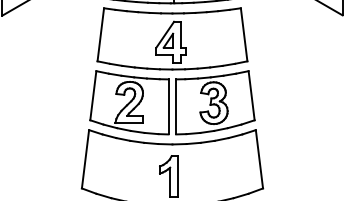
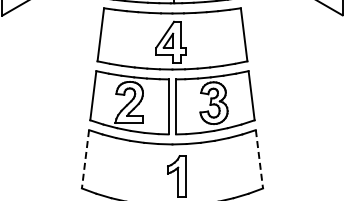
line: solid -> dashed (85, 159)
line: solid -> dashed (259, 159)
part position: (168, 176) -> (176, 176) (176, 176)
